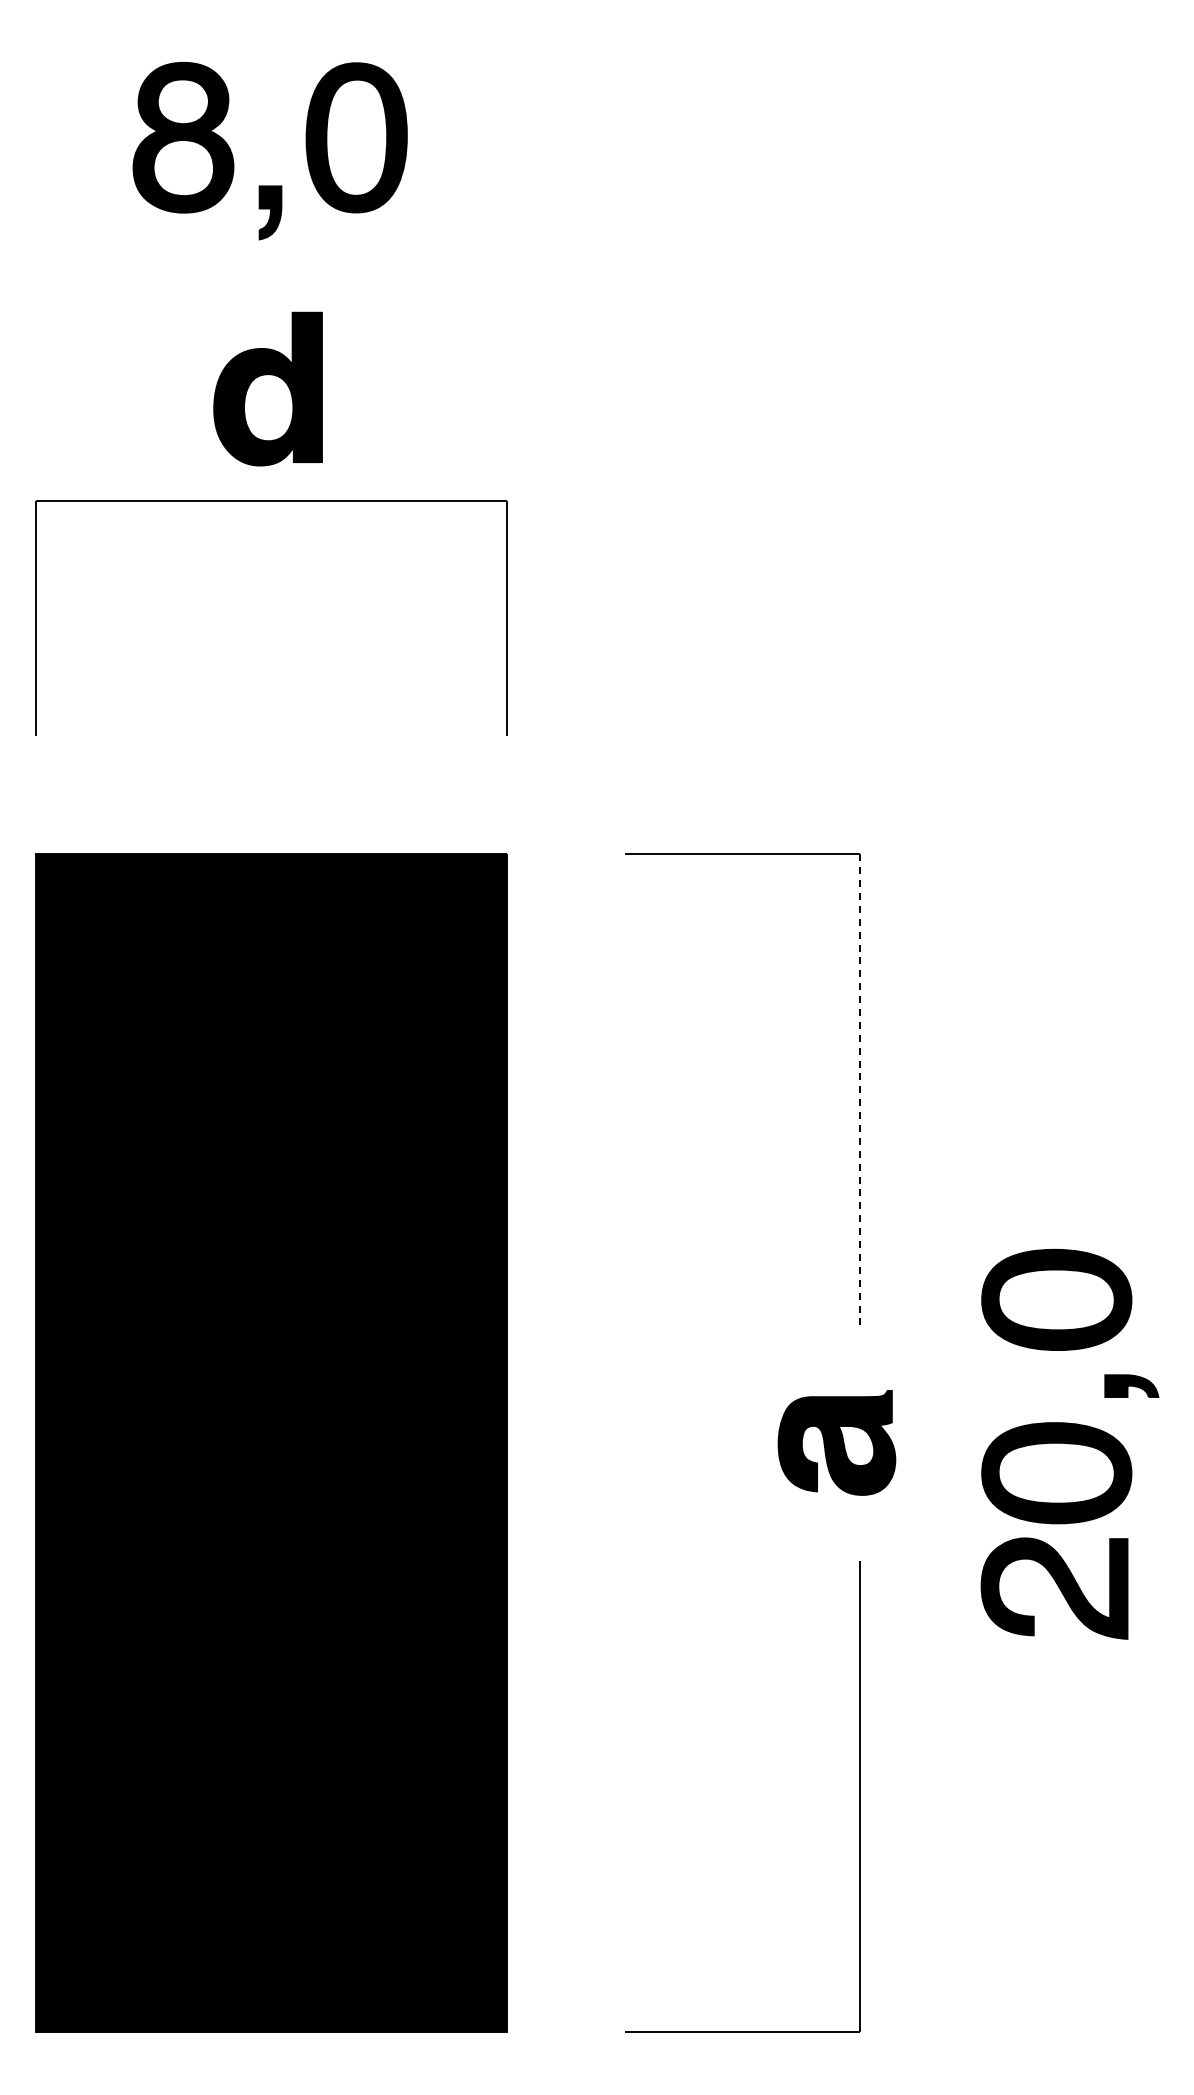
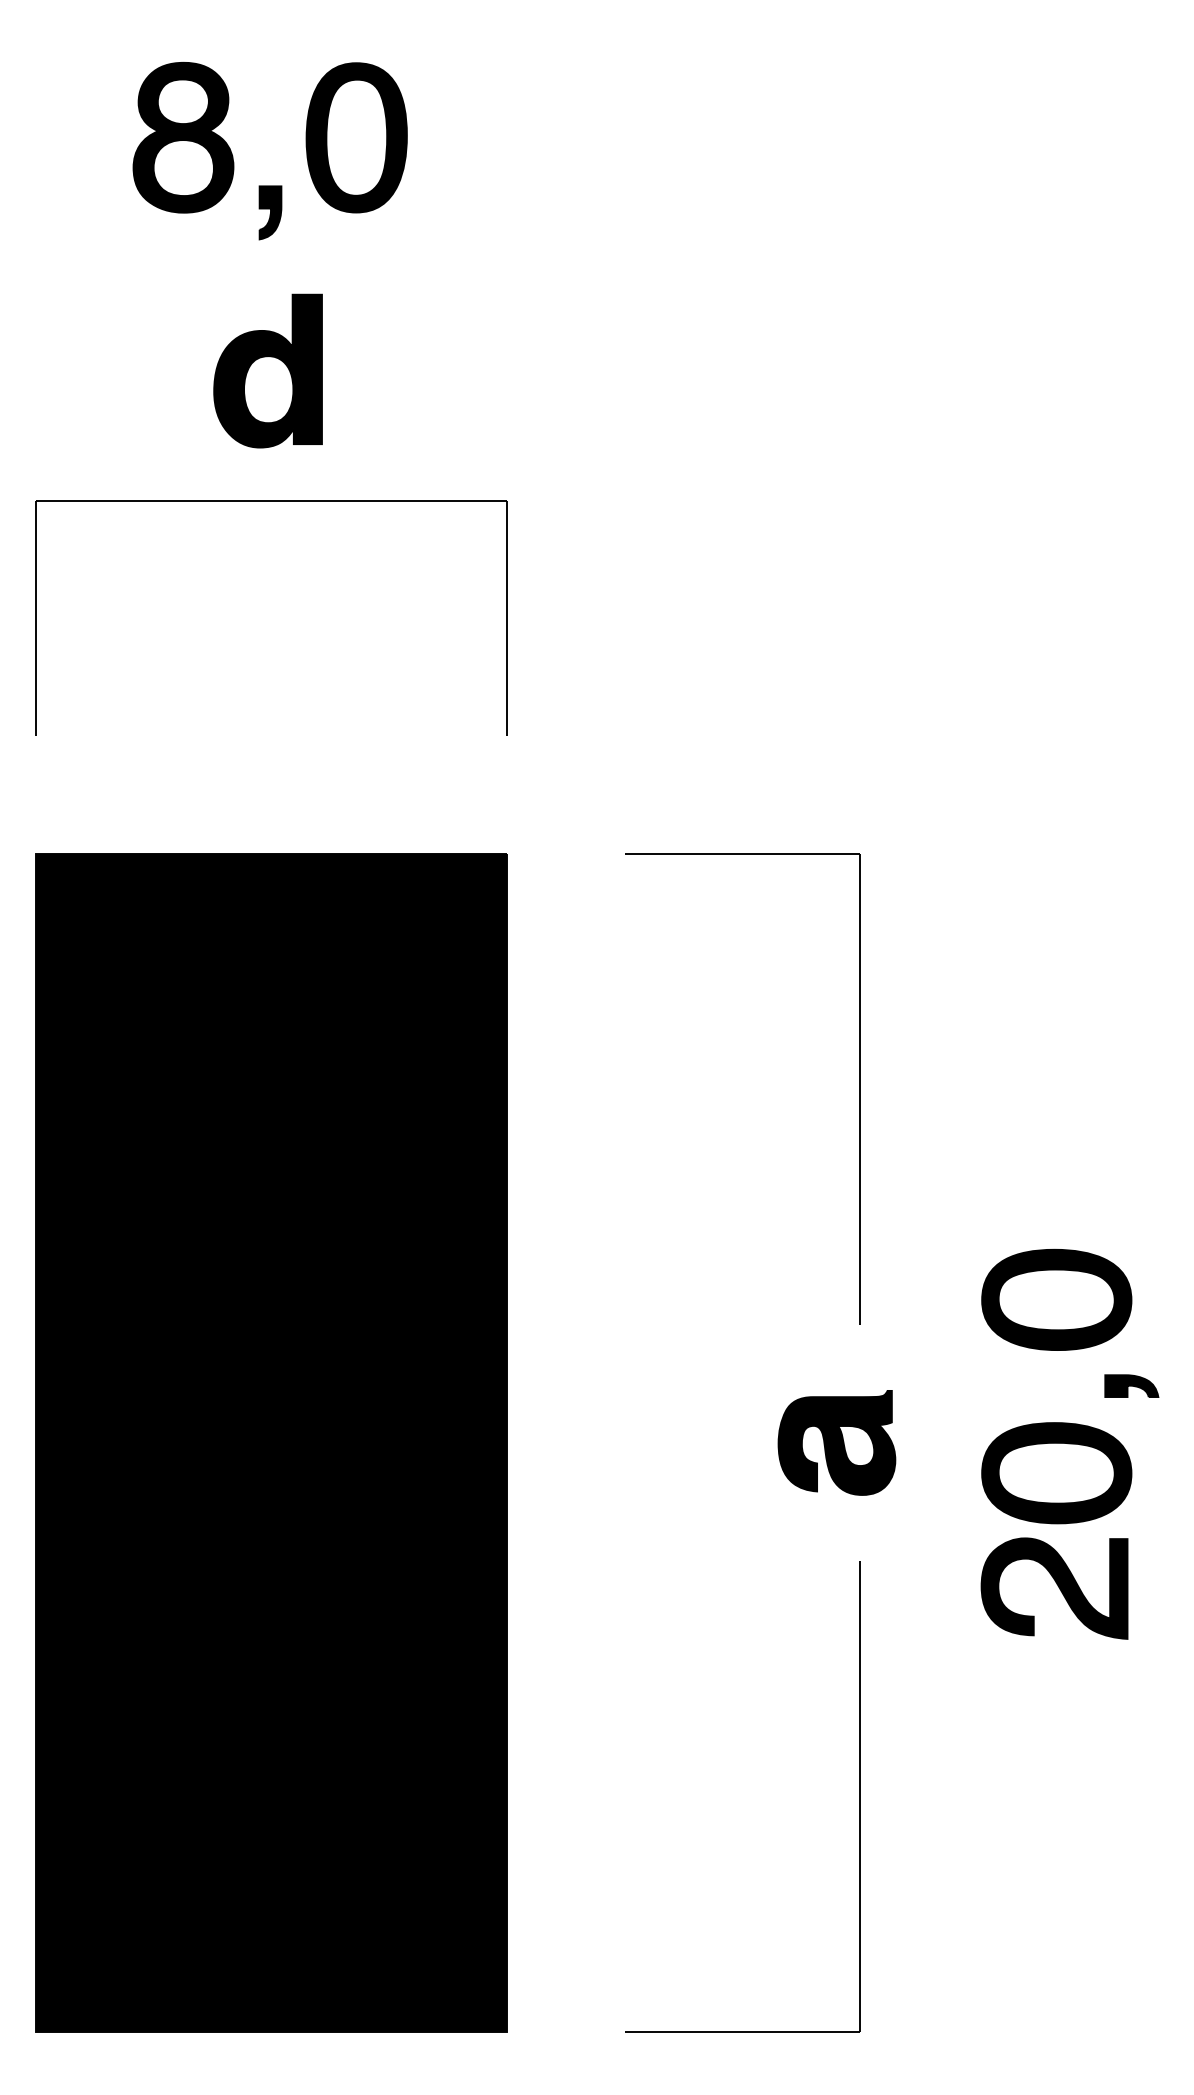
part position: (267, 388) -> (267, 370) (267, 370)
line: dashed -> solid (860, 1089)
